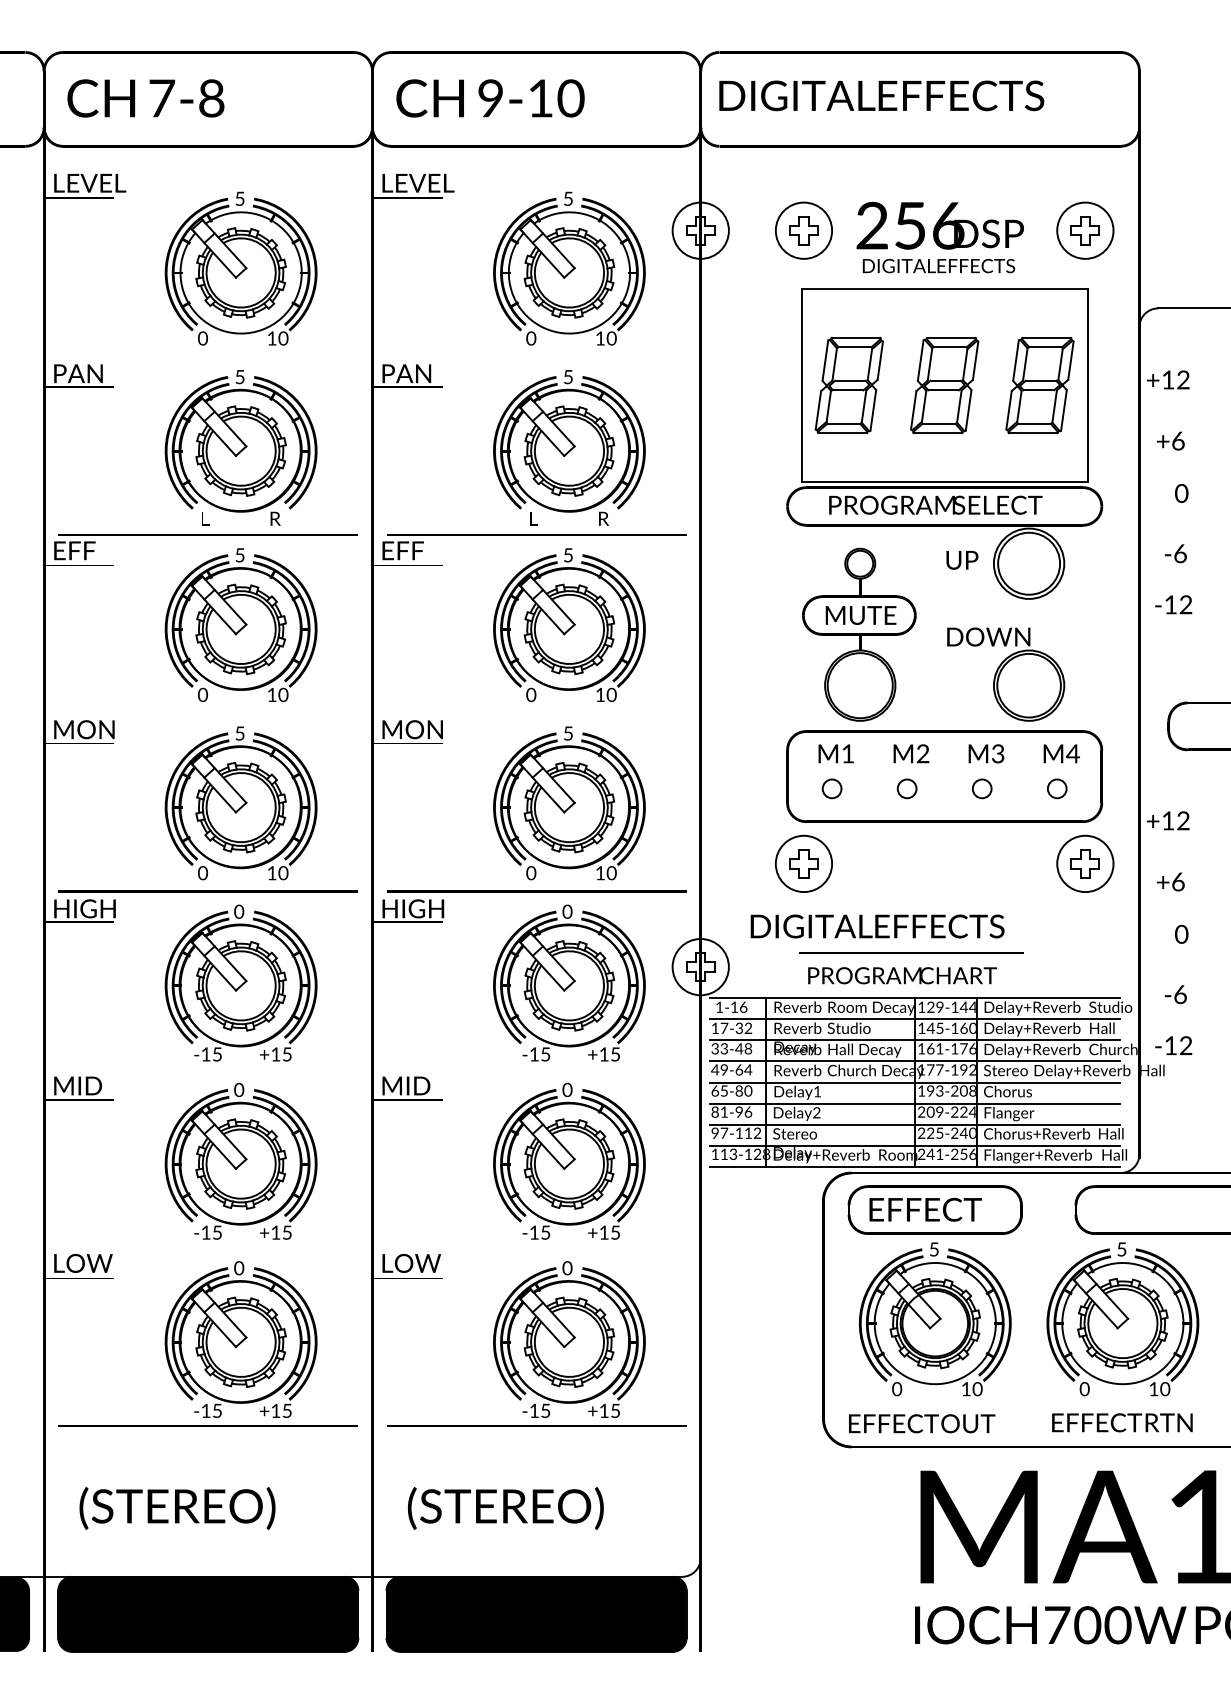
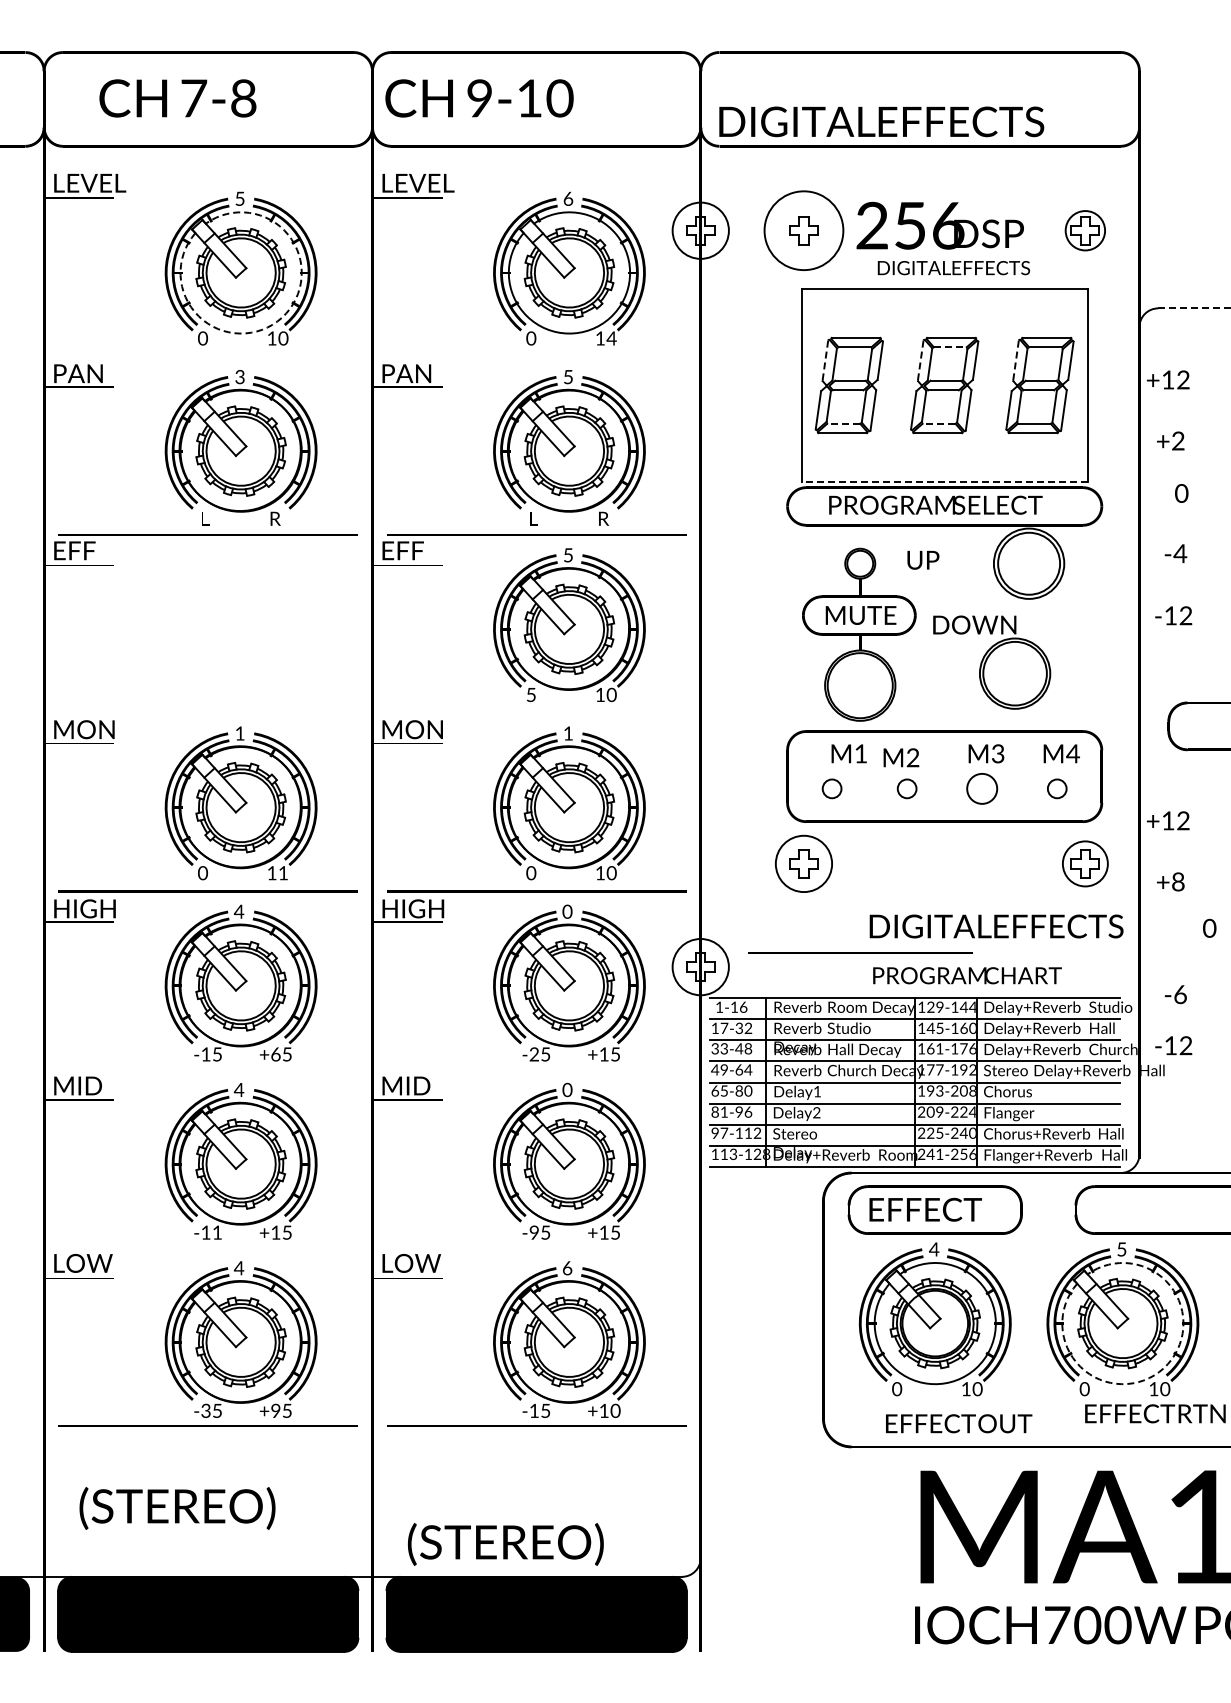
text position: (881, 95) -> (881, 121) (881, 121)
text position: (145, 98) -> (177, 98) (177, 98)
text position: (490, 98) -> (479, 98) (479, 98)
text: 5 -> 6 (568, 198)
circle diameter: 56 px -> 79 px (803, 230)
circle diameter: 56 px -> 39 px (1085, 230)
text position: (938, 266) -> (953, 268) (953, 268)
line: solid -> dashed (1194, 308)
arc: solid -> dashed (281, 317)
text: 10 -> 14 (611, 338)
line: solid -> dashed (950, 347)
line: solid -> dashed (825, 359)
line: solid -> dashed (920, 359)
line: solid -> dashed (1016, 359)
text: 5 -> 3 (239, 377)
line: solid -> dashed (843, 423)
line: solid -> dashed (939, 423)
text: +6 -> +2 (1178, 440)
line: solid -> dashed (944, 481)
text: -6 -> -4 (1180, 553)
text position: (962, 559) -> (923, 559) (923, 559)
text position: (1173, 604) -> (1173, 615) (1173, 615)
part: present -> none (240, 624)
part position: (1006, 674) -> (992, 662) (992, 662)
text: 0 -> 5 (531, 694)
text: 5 -> 1 (239, 733)
text: 5 -> 1 (568, 733)
text position: (835, 753) -> (848, 753) (848, 753)
text position: (911, 753) -> (901, 757) (901, 757)
circle diameter: 19 px -> 30 px (982, 788)
circle diameter: 56 px -> 45 px (1084, 863)
text: 10 -> 11 (283, 873)
text: +6 -> +8 (1178, 881)
text: 0 -> 4 (238, 911)
text position: (877, 926) -> (996, 926) (996, 926)
text position: (1181, 933) -> (1209, 927) (1209, 927)
line position: (911, 952) -> (860, 952) (860, 952)
text position: (902, 975) -> (967, 975) (967, 975)
text: +15 -> +65 (275, 1054)
text: -15 -> -25 (533, 1054)
text: 0 -> 4 (238, 1089)
text: -15 -> -11 (217, 1232)
text: -15 -> -95 (533, 1232)
text: 5 -> 4 (934, 1249)
text: 0 -> 6 (567, 1267)
text: 0 -> 4 (238, 1268)
arc: solid -> dashed (1163, 1368)
text: -15 -> -35 (205, 1410)
text: +15 -> +95 (275, 1410)
text: +15 -> +10 (615, 1410)
text position: (1122, 1422) -> (1155, 1413) (1155, 1413)
text position: (922, 1423) -> (959, 1423) (959, 1423)
text position: (505, 1508) -> (505, 1544) (505, 1544)
